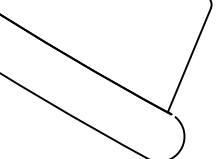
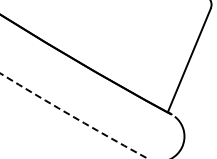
arc: solid -> dashed (73, 117)
